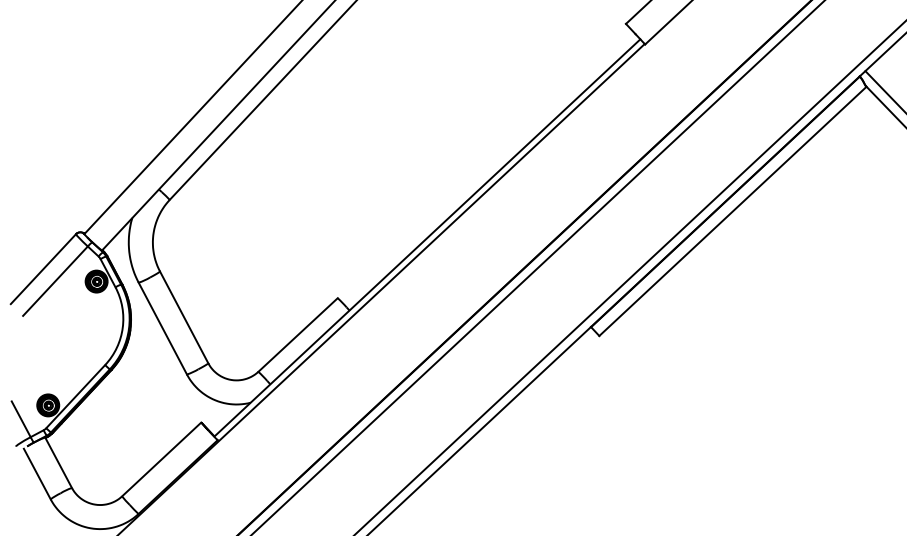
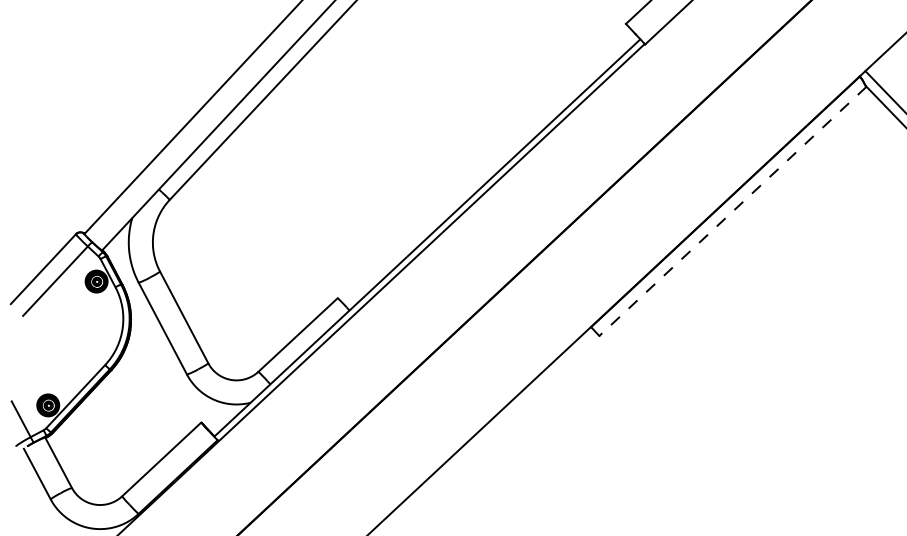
line: solid -> dashed (732, 211)
line: present -> none (538, 267)
line: present -> none (630, 277)
